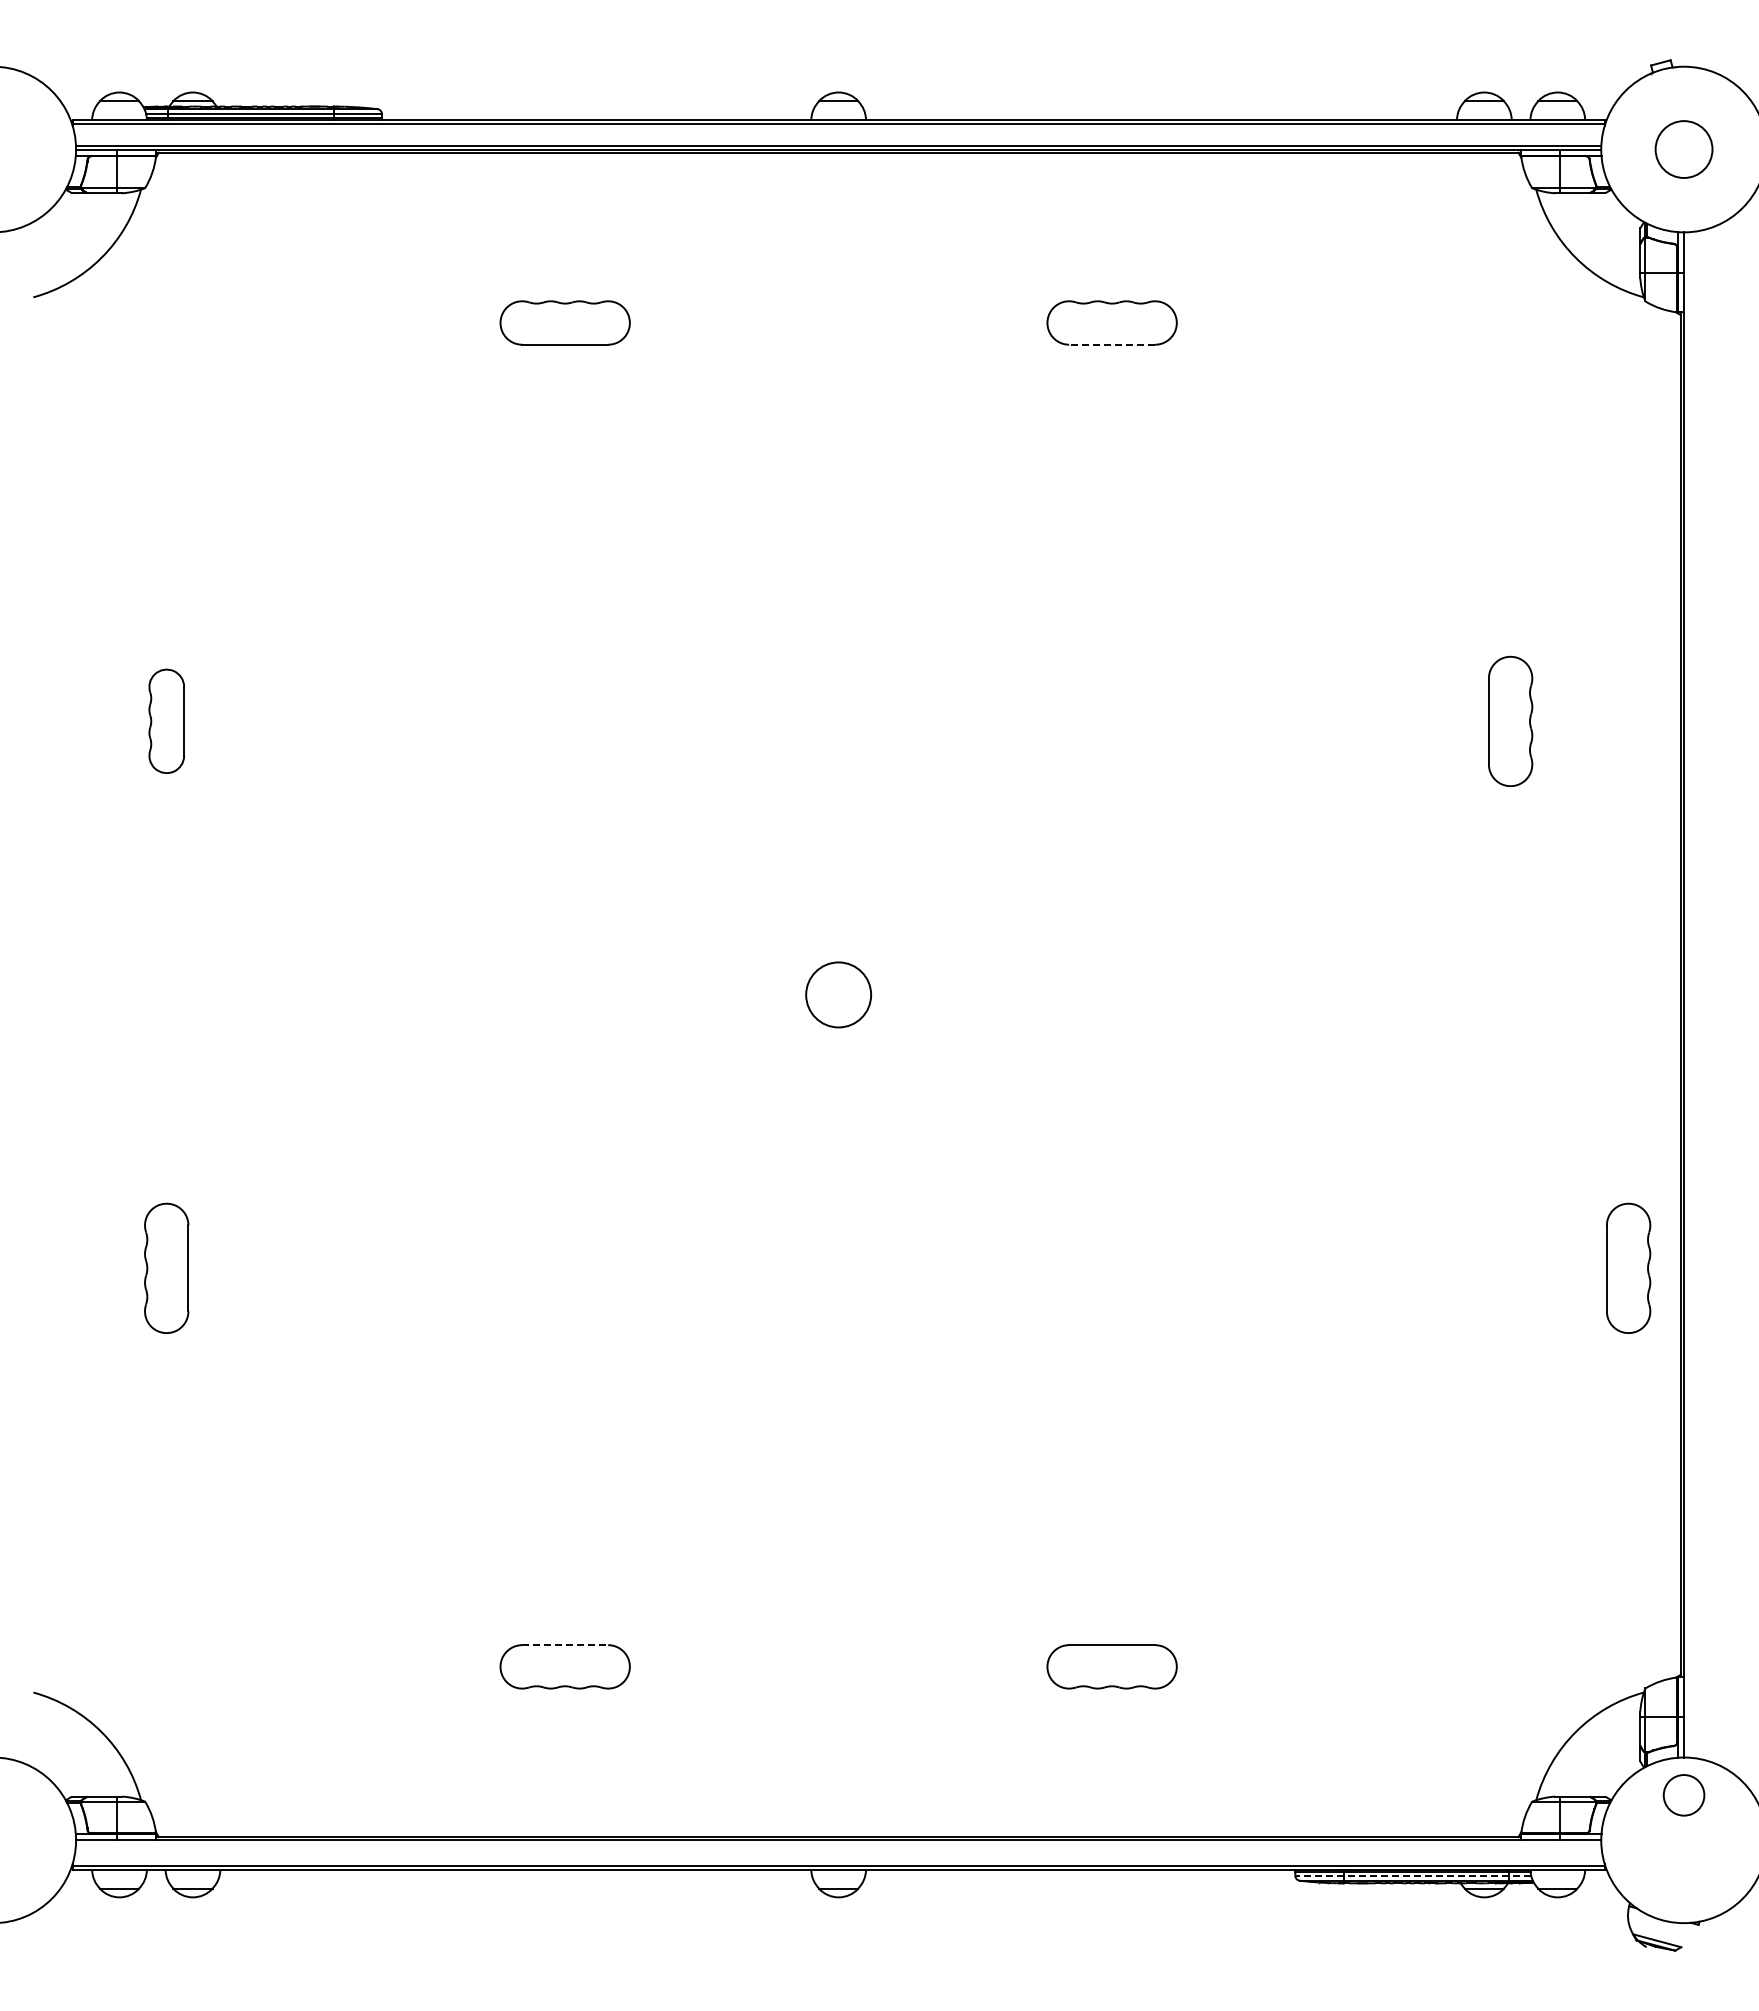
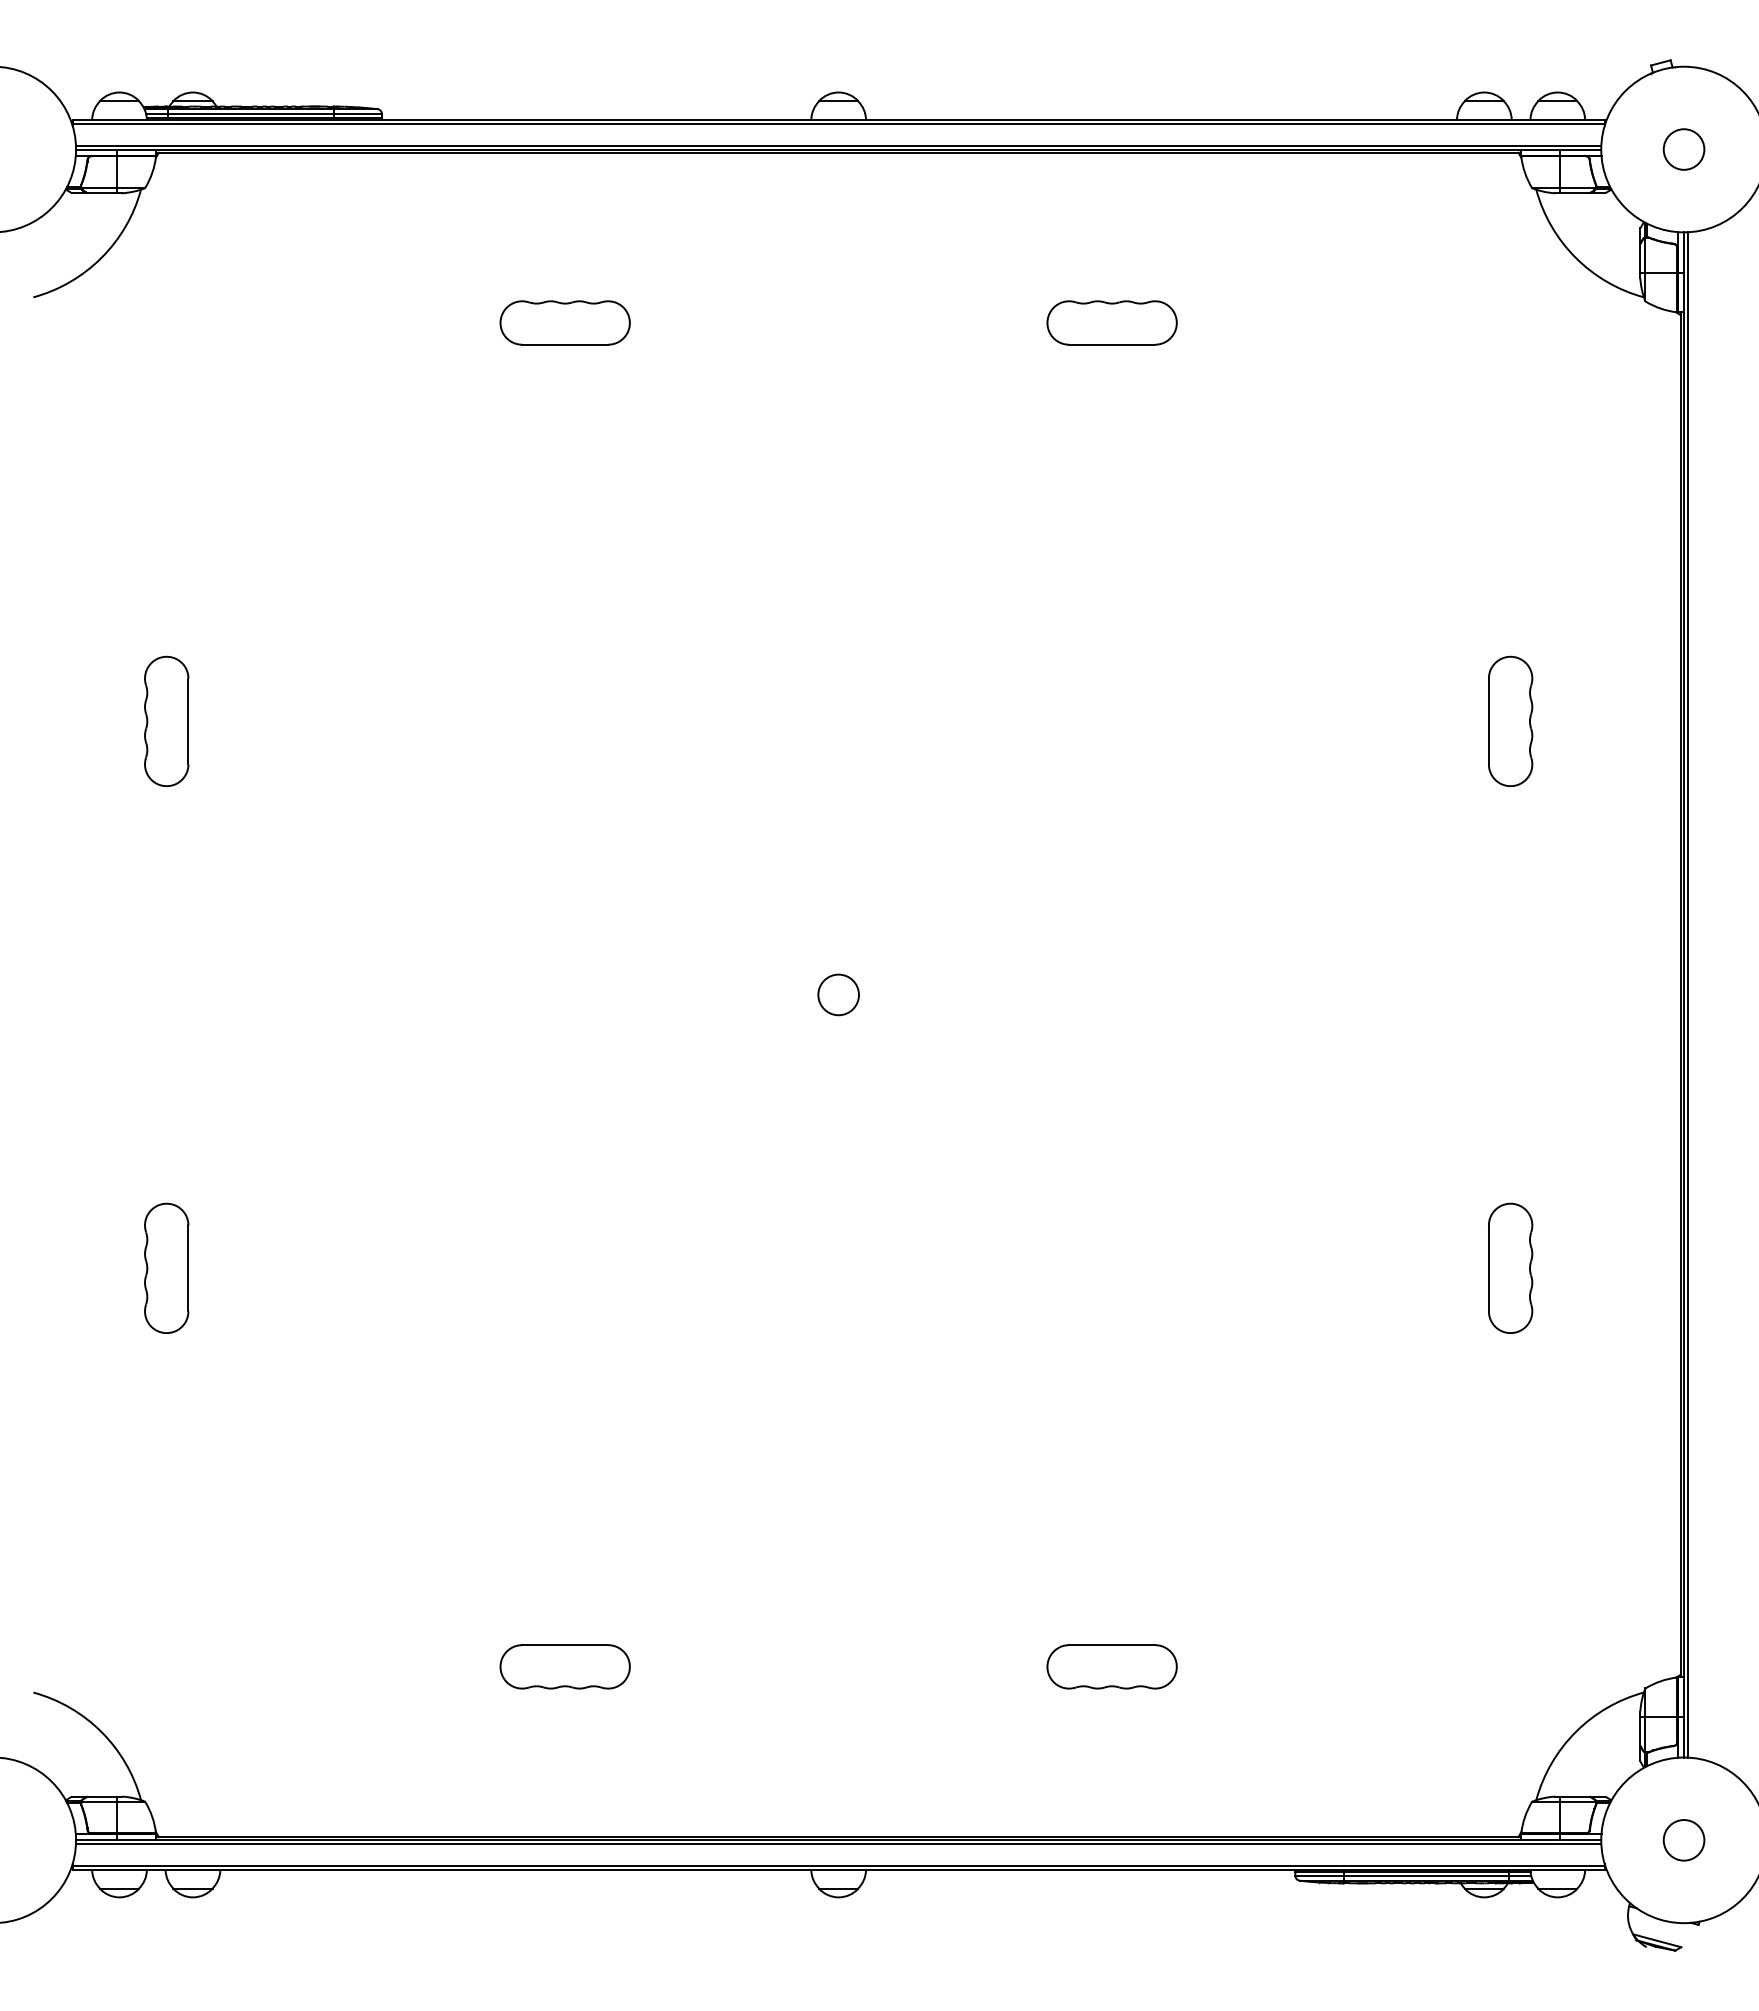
circle diameter: 57 px -> 41 px (1683, 149)
line: dashed -> solid (1112, 344)
part size: 37x107 px -> 46x132 px (166, 720)
circle diameter: 65 px -> 41 px (838, 994)
line: none -> present (1687, 994)
part position: (1628, 1267) -> (1510, 1267) (1510, 1267)
line: dashed -> solid (565, 1645)
circle position: (1683, 1795) -> (1683, 1840) (1683, 1840)
line: none -> present (838, 1844)
line: dashed -> solid (1413, 1876)
